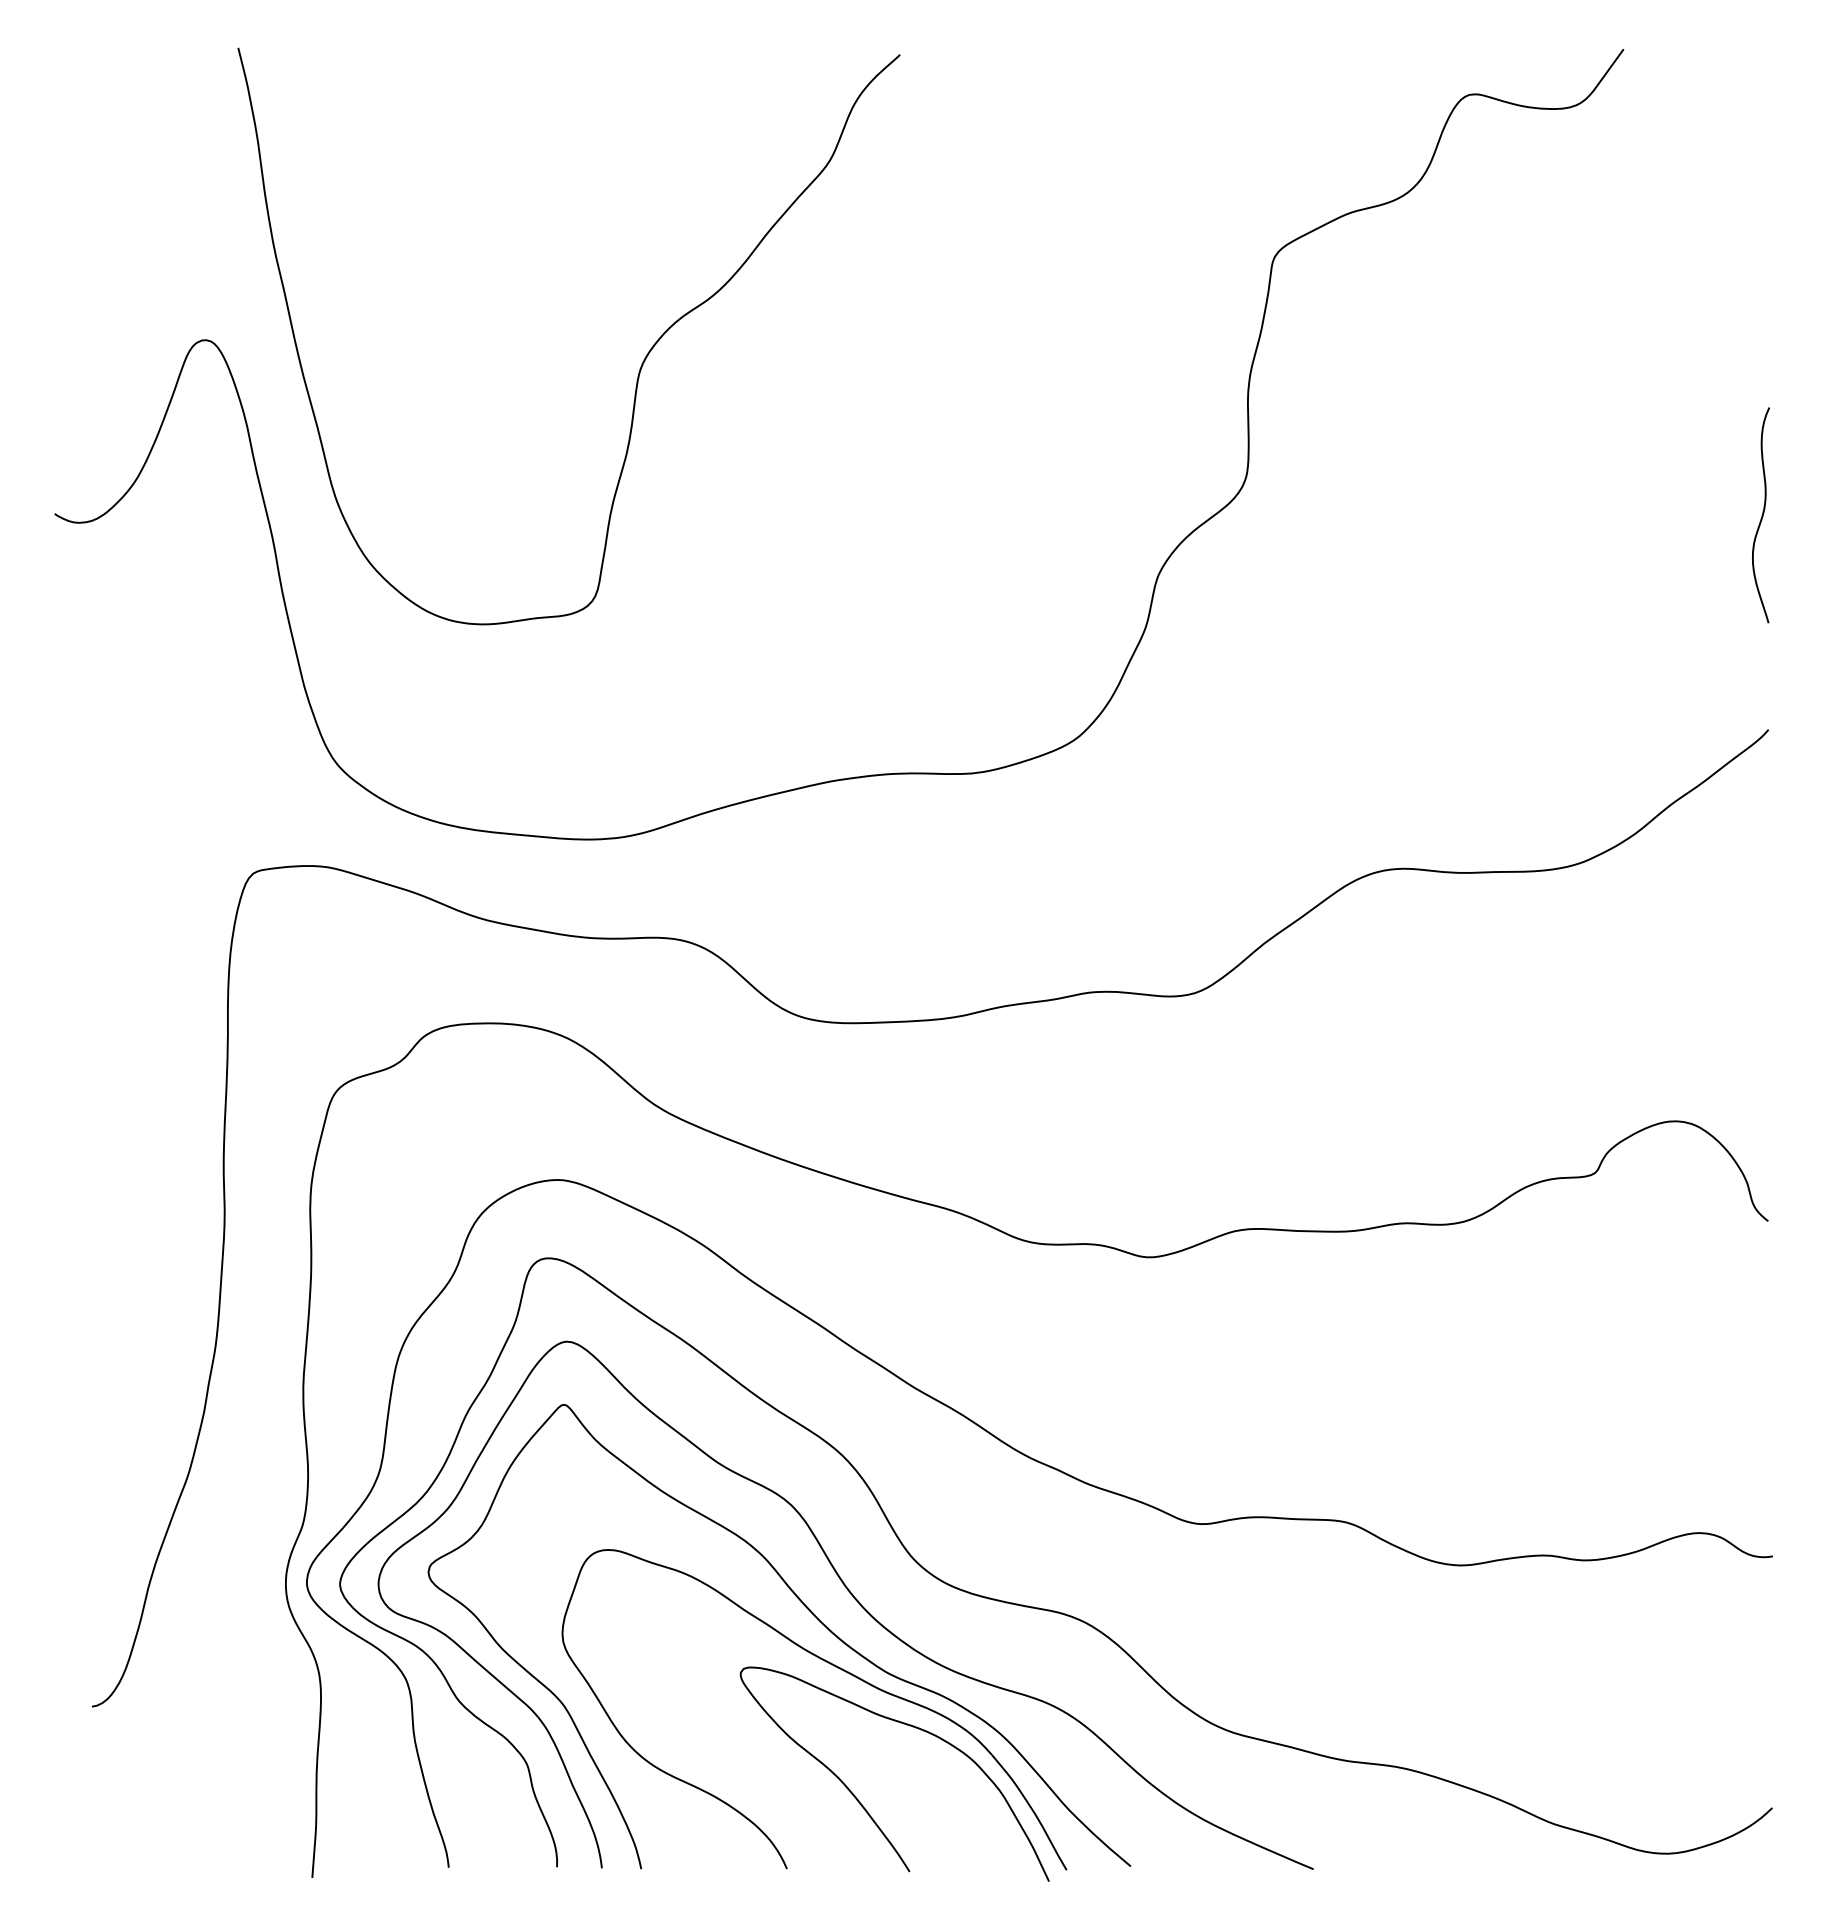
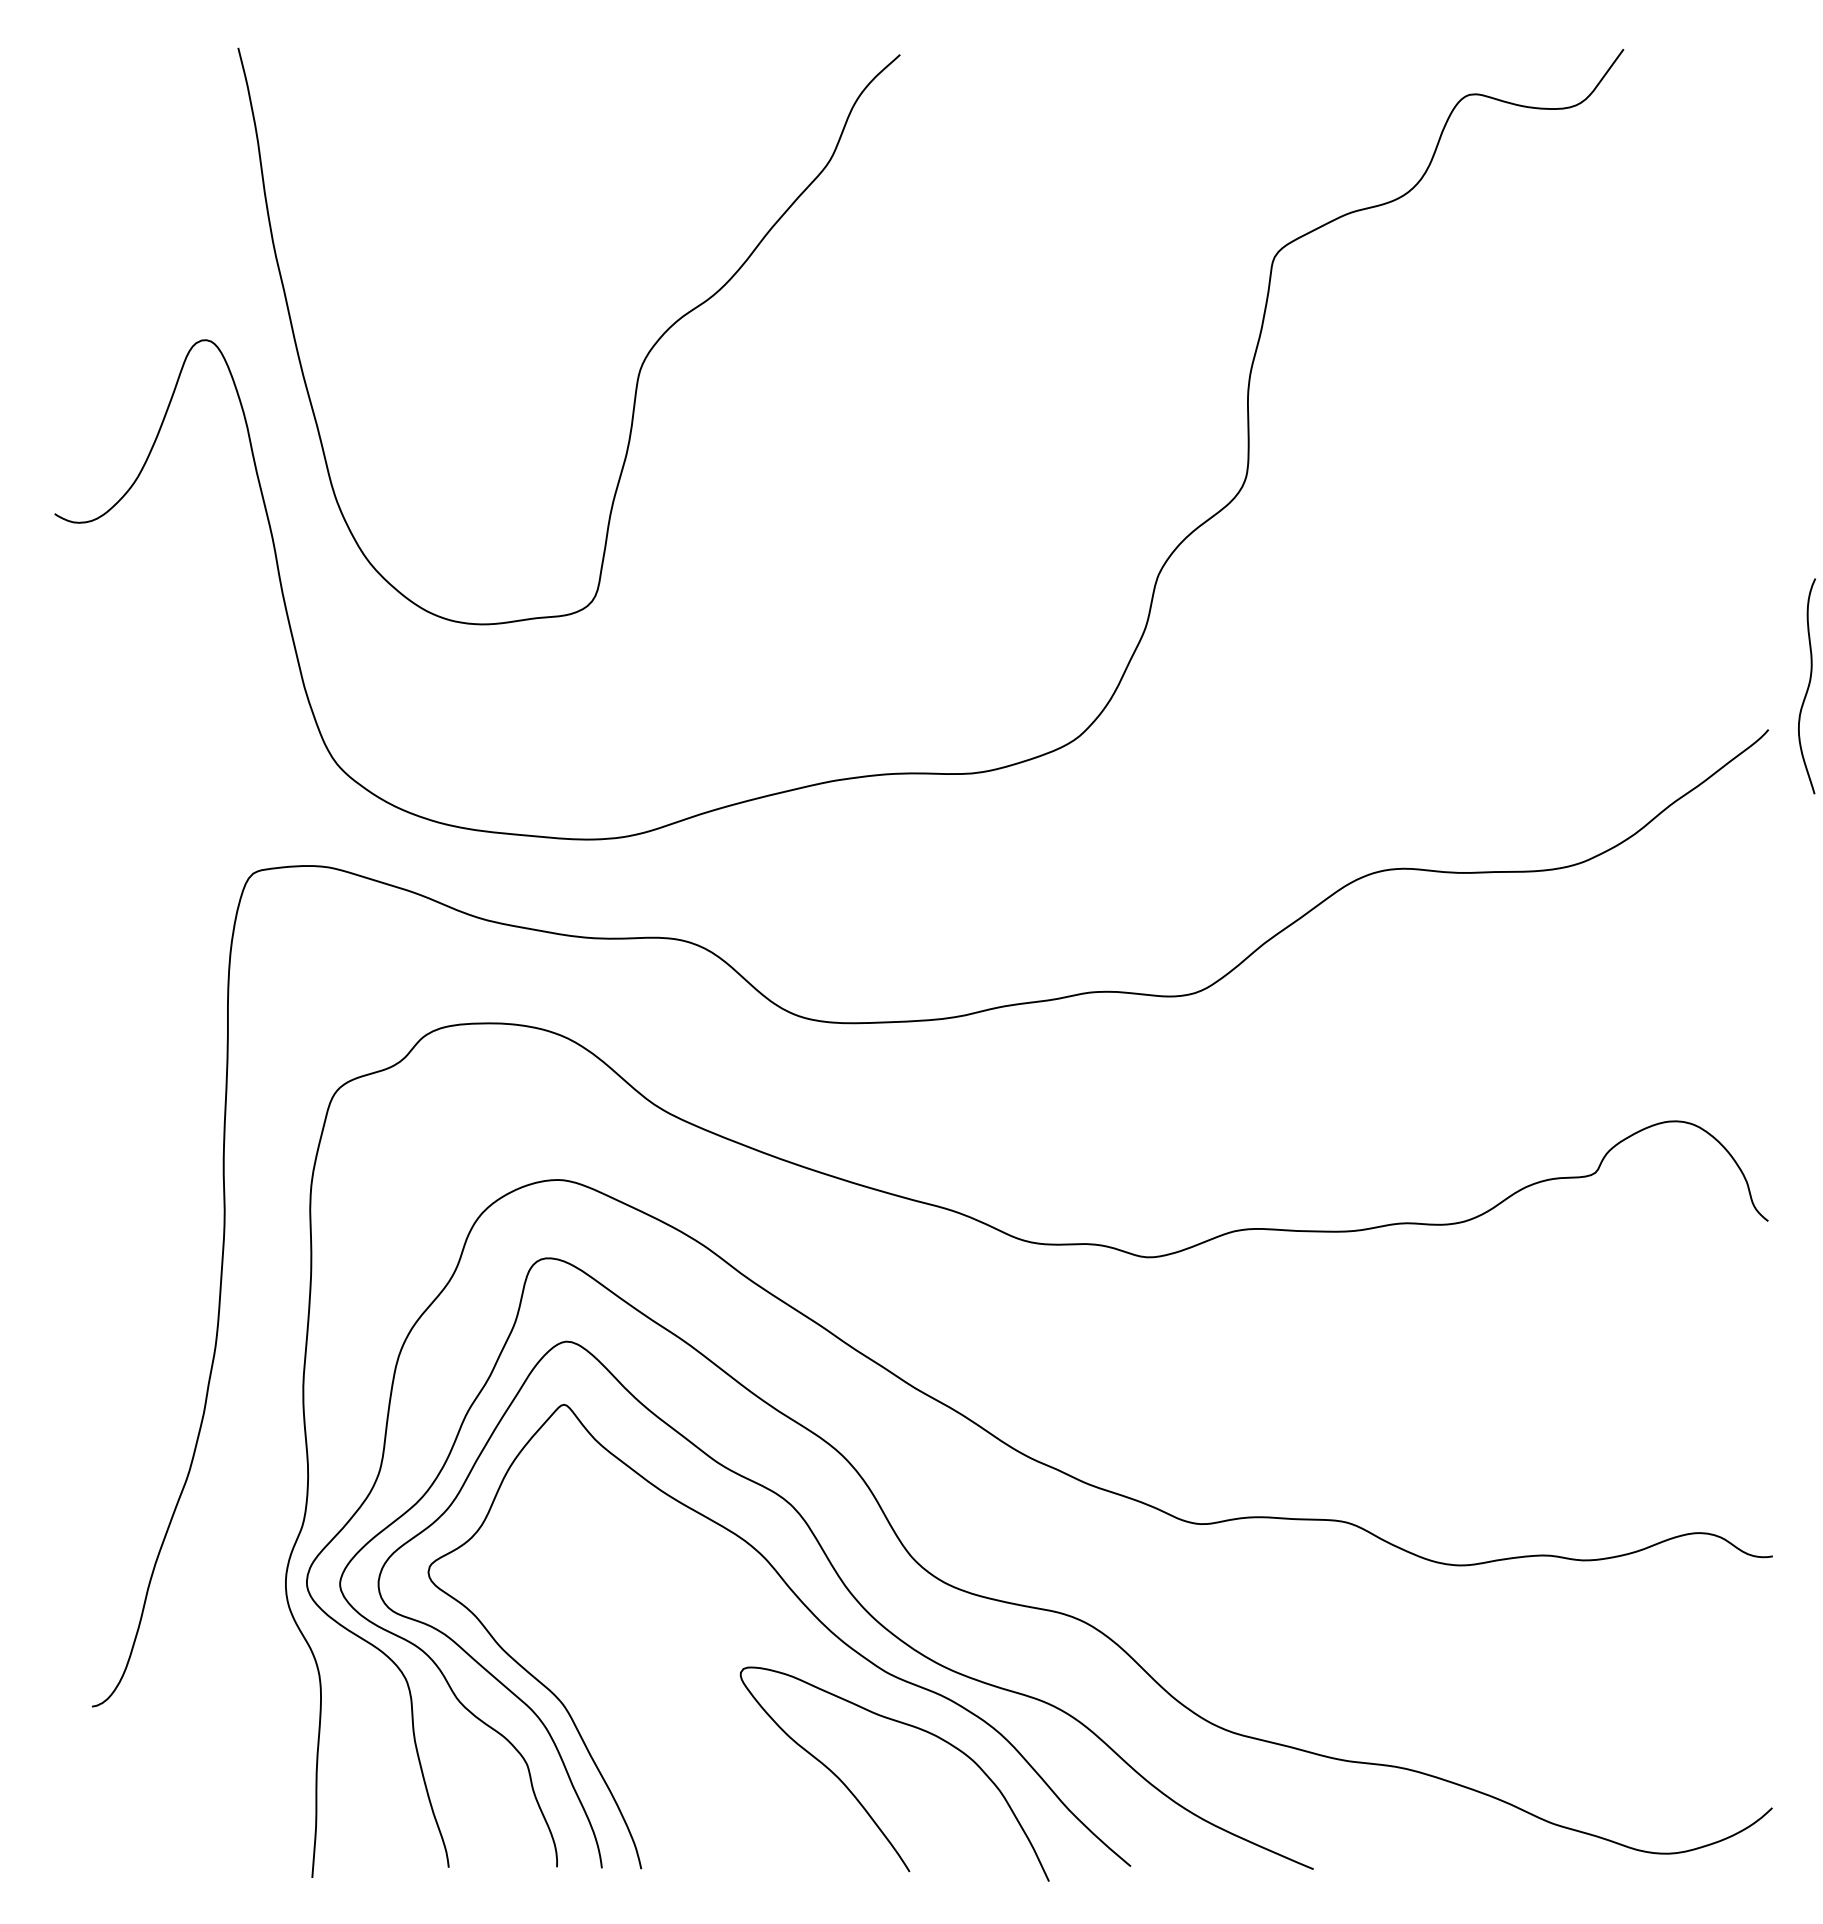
curve position: (1761, 515) -> (1807, 686) (1807, 686)
part: present -> none (835, 1667)
